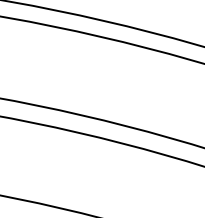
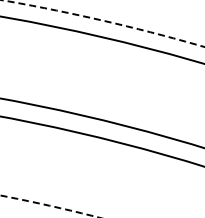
circle: solid -> dashed (102, 23)
circle: solid -> dashed (50, 206)
